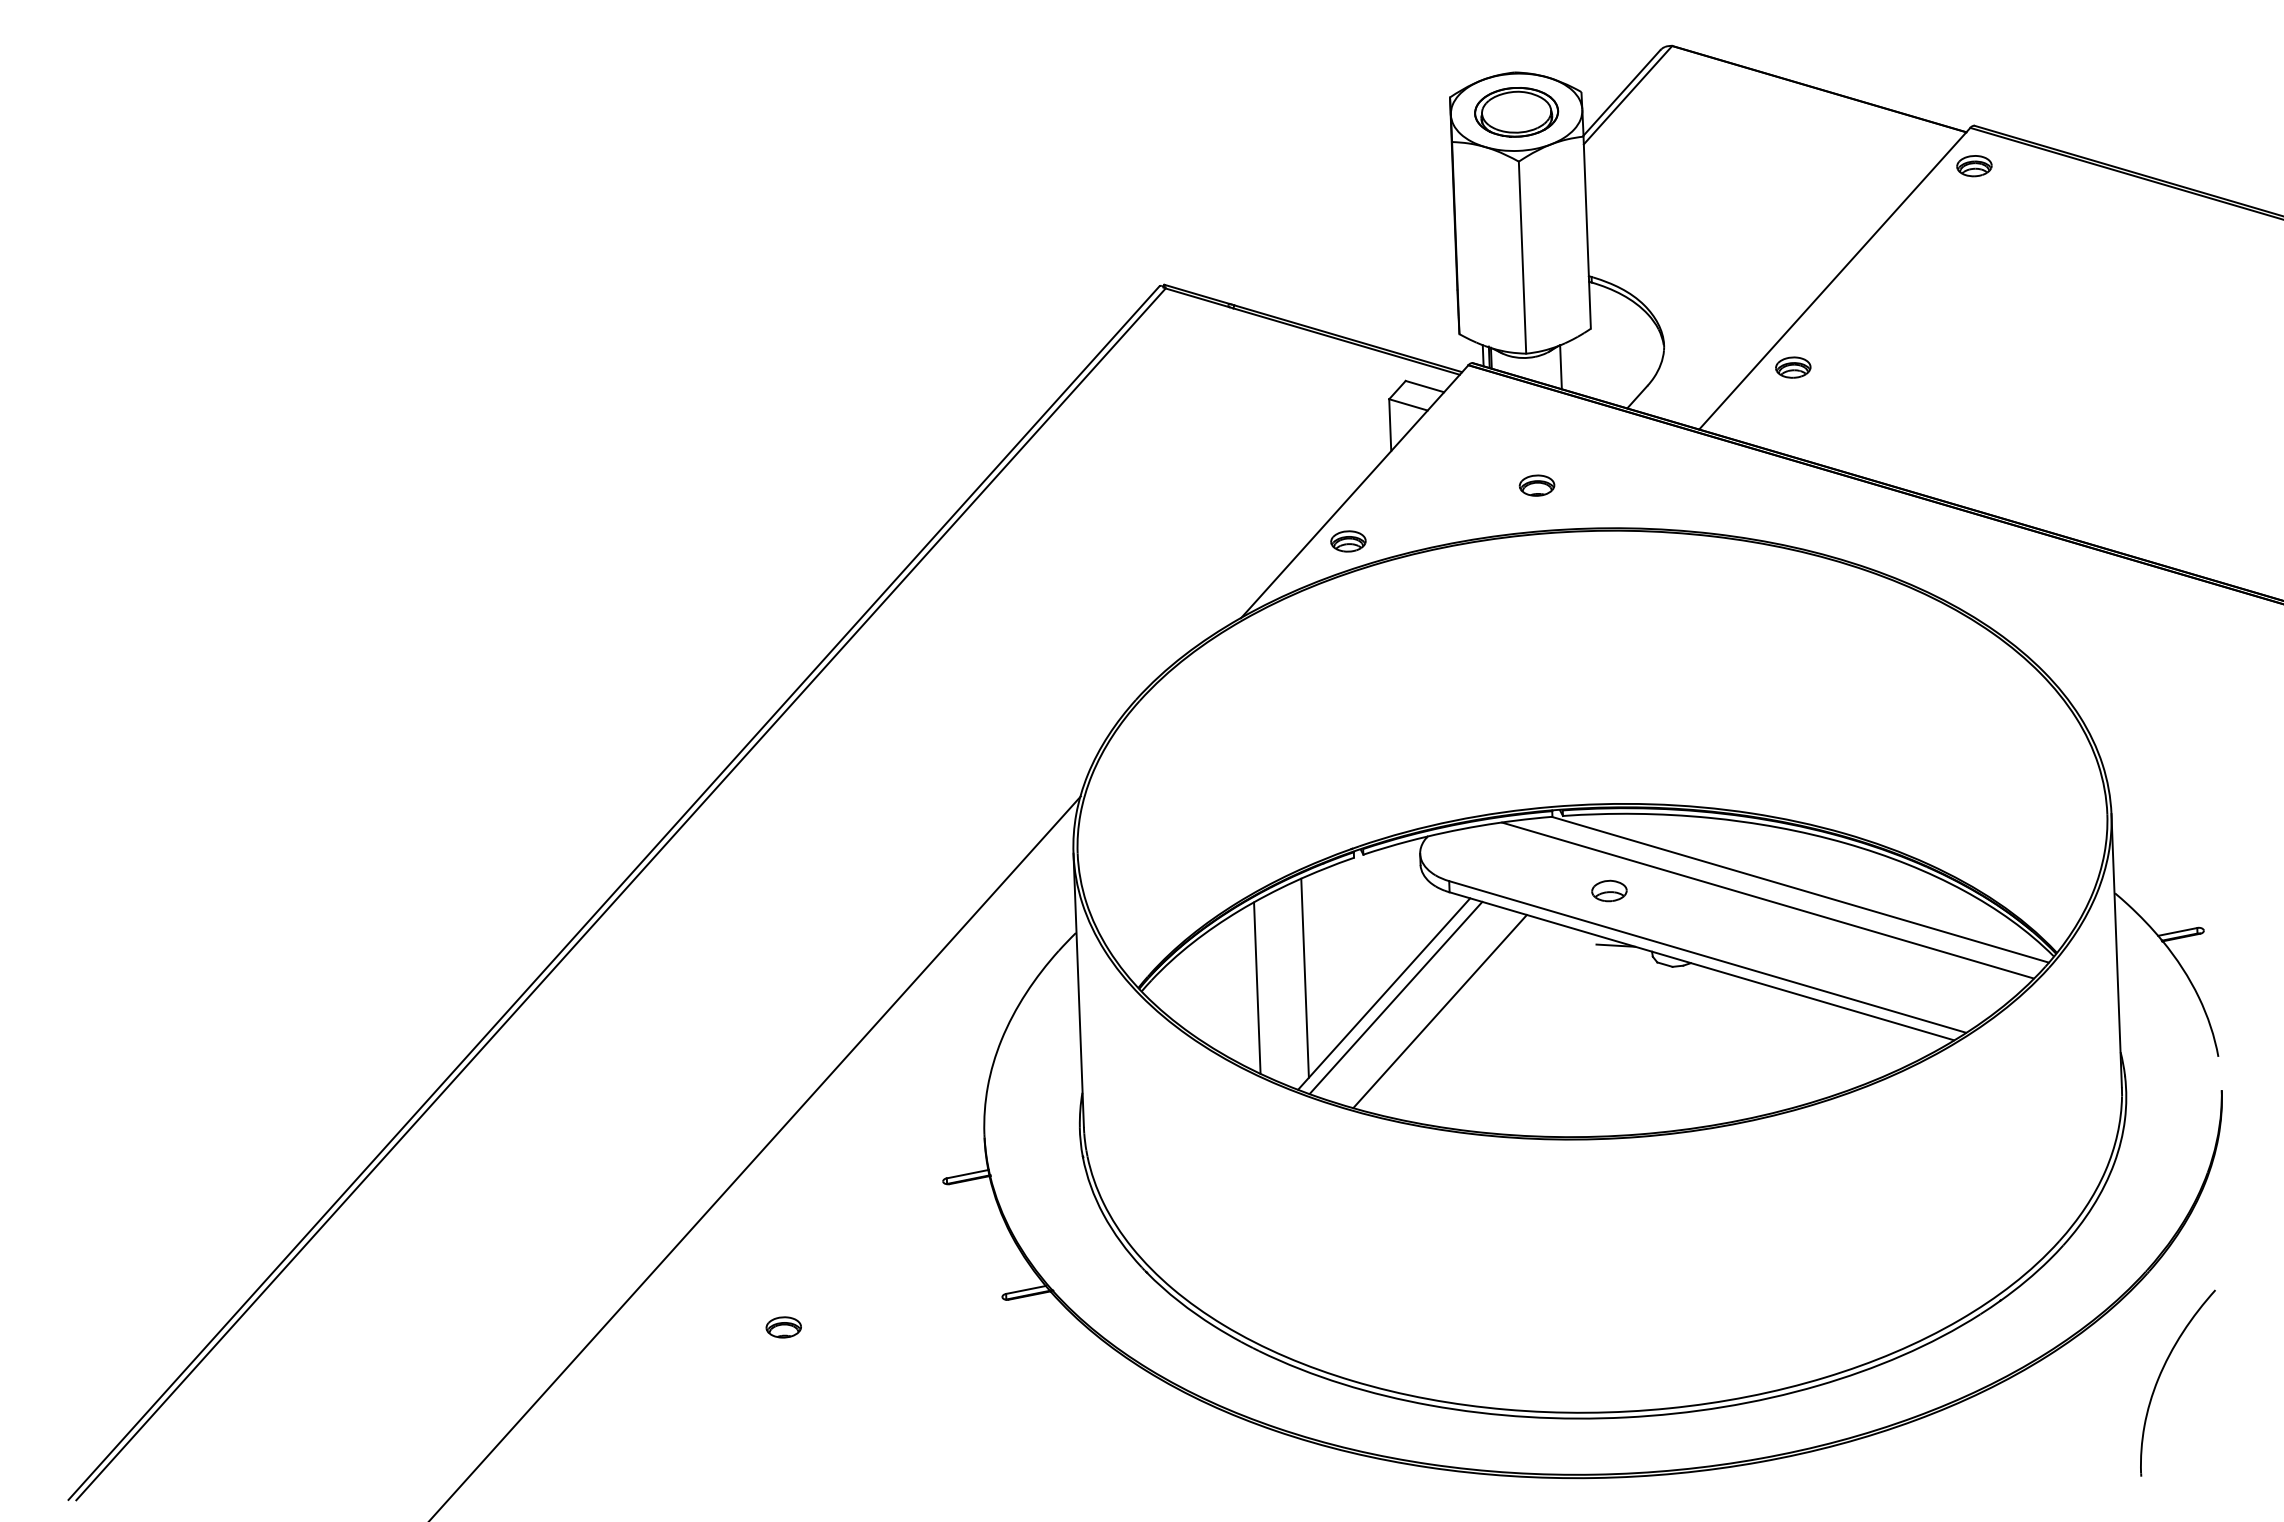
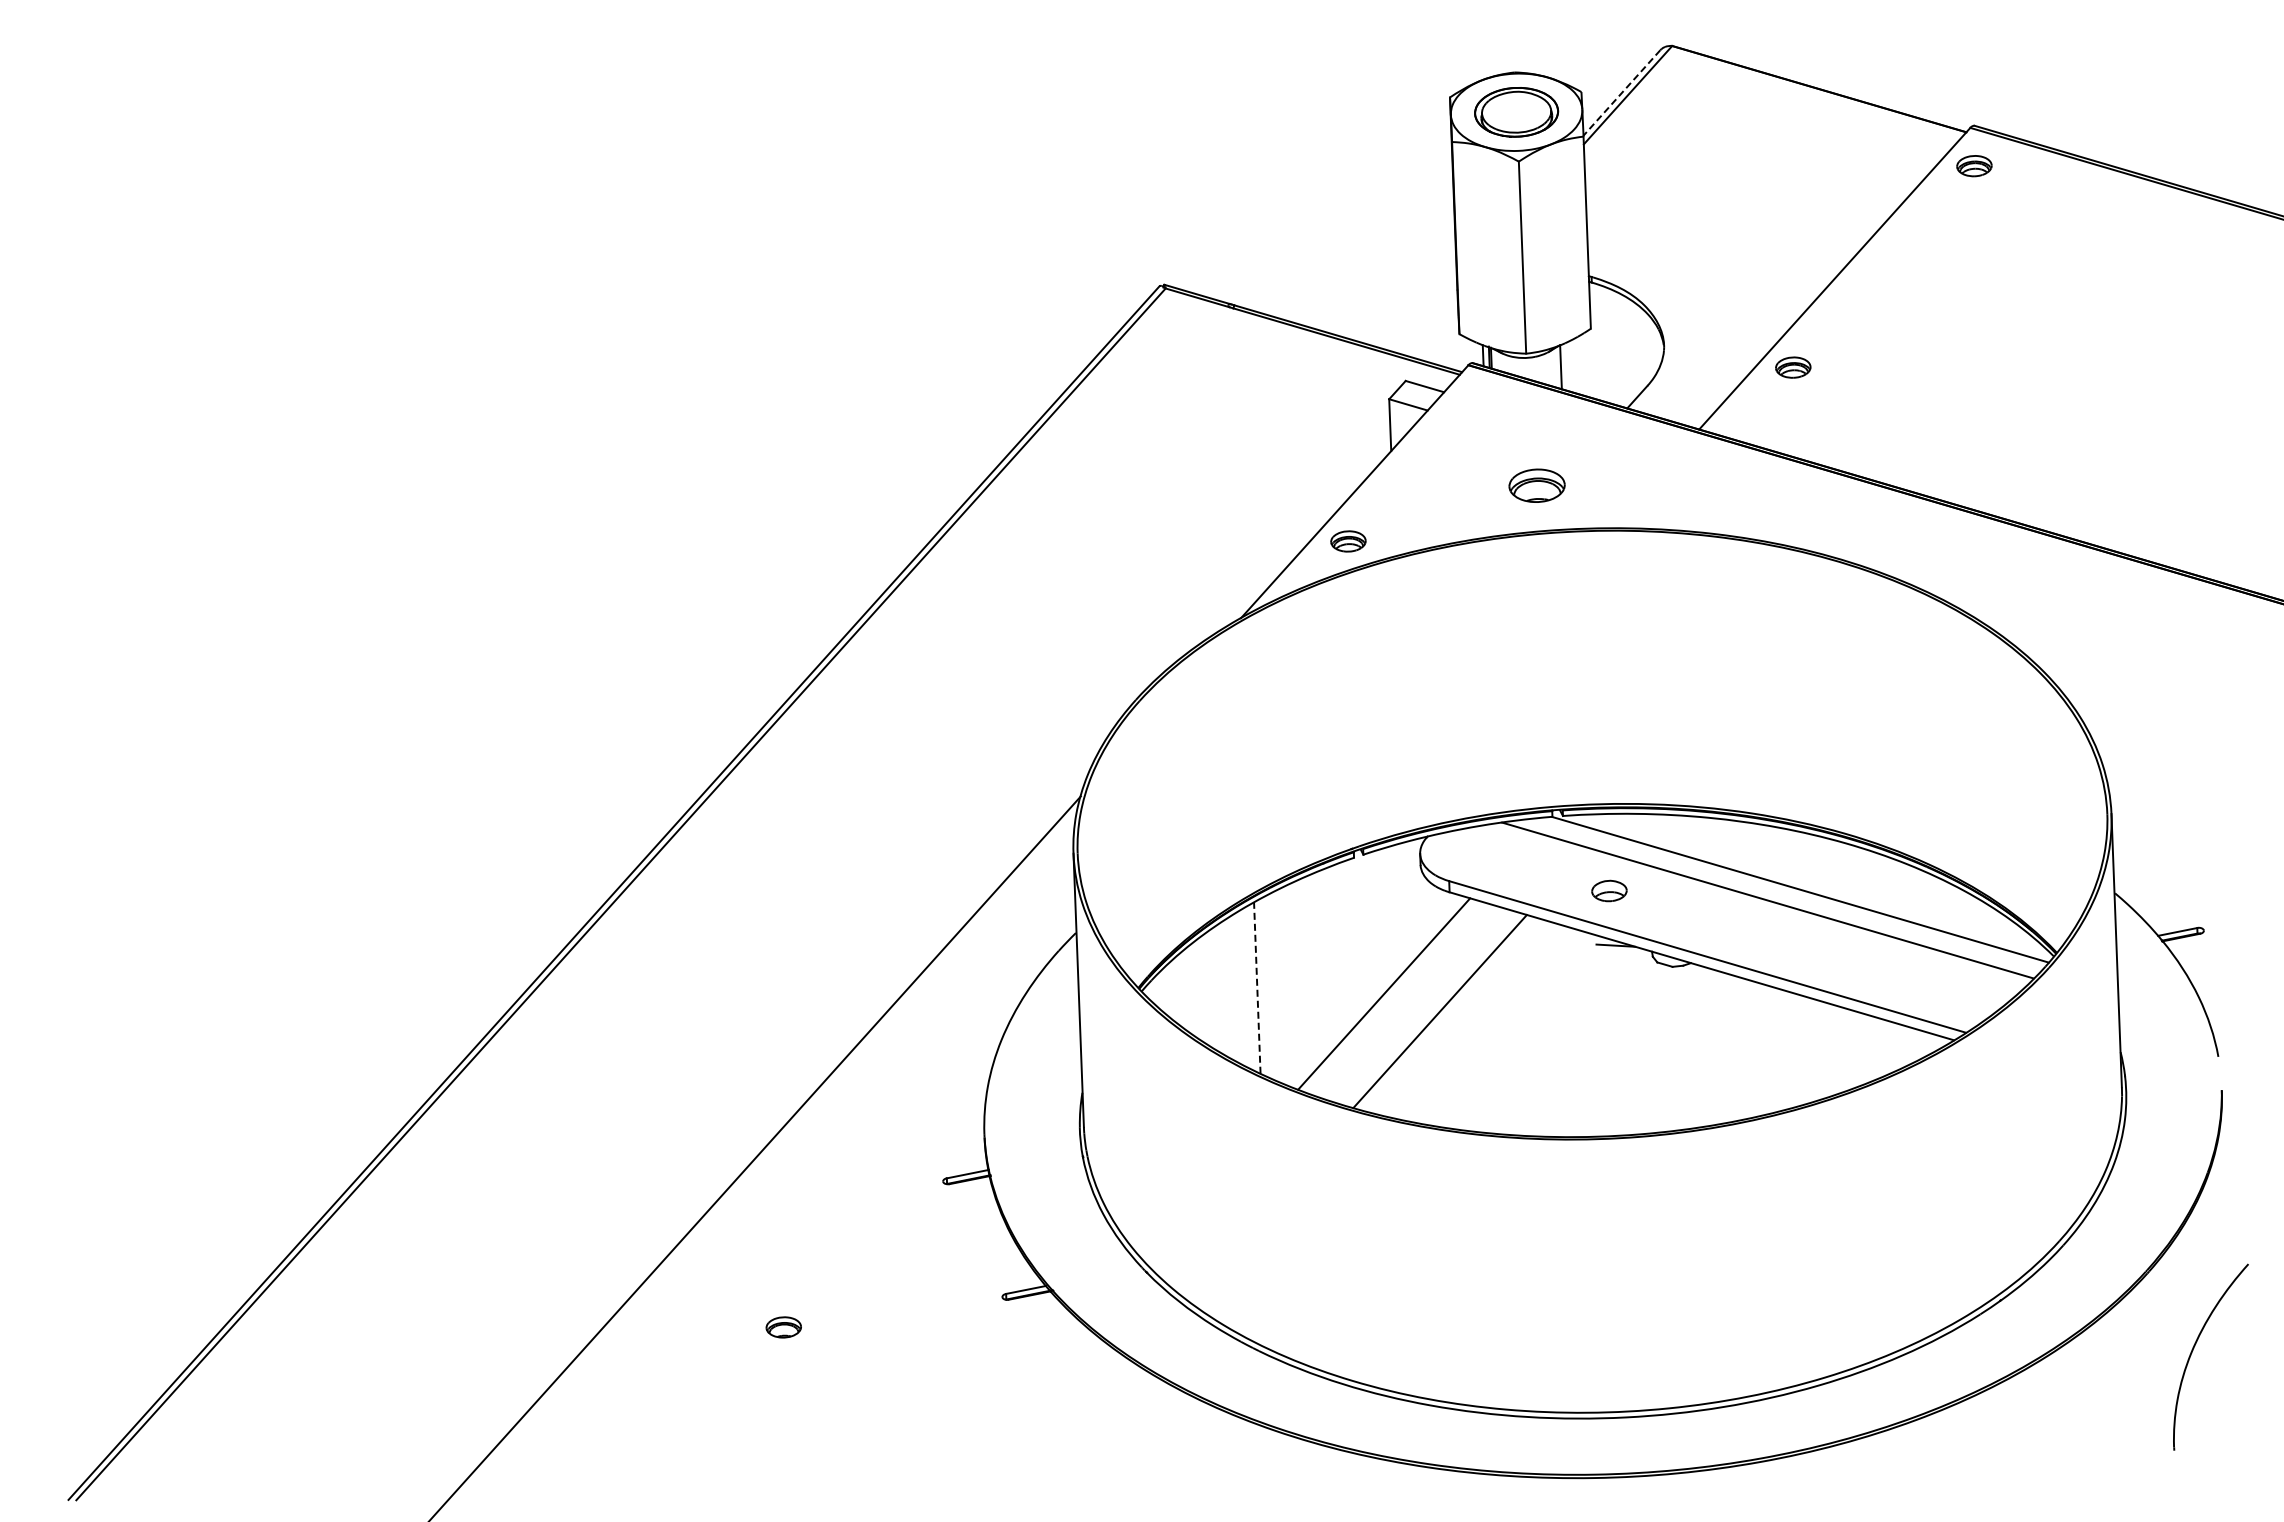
line: solid -> dashed (1621, 93)
part size: 38x23 px -> 58x35 px (1536, 485)
line: present -> none (1304, 977)
line: solid -> dashed (1257, 988)
line: present -> none (1395, 997)
part position: (2161, 1374) -> (2194, 1348) (2194, 1348)
